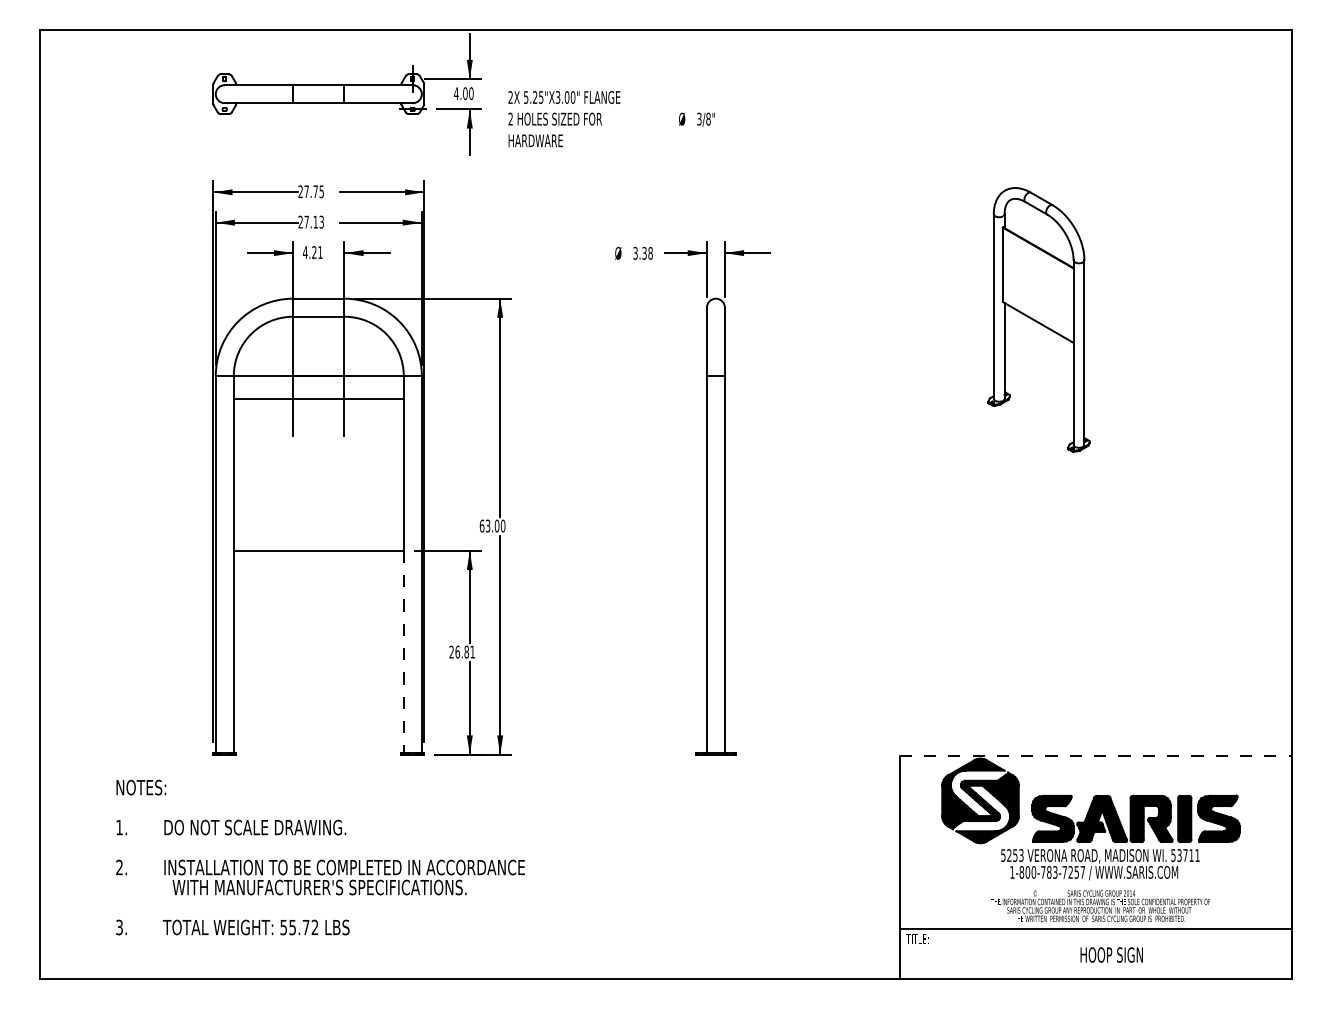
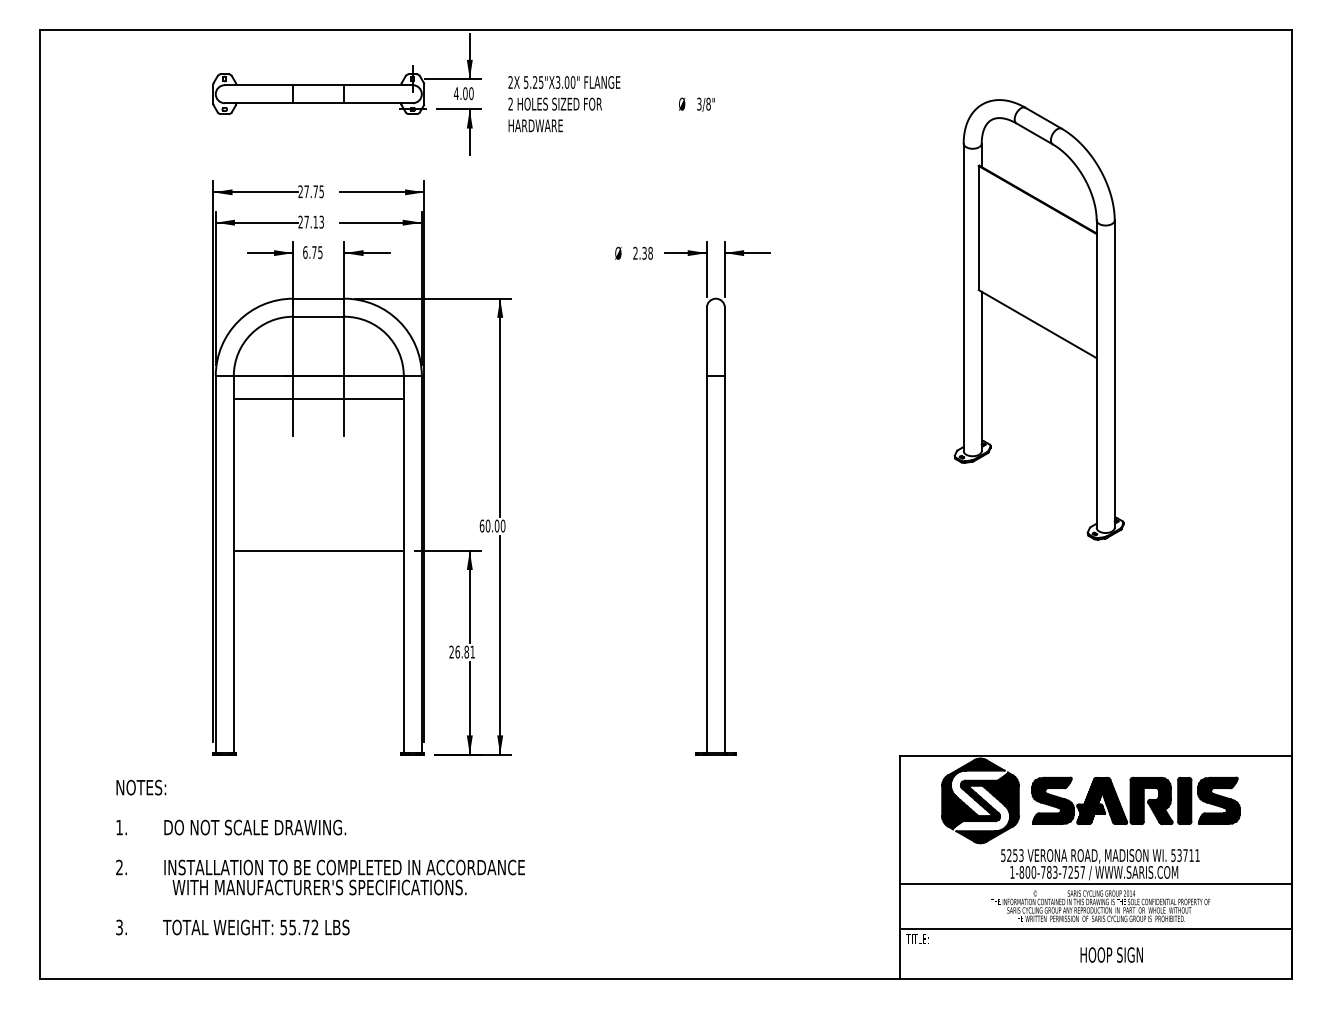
text position: (611, 119) -> (611, 104) (611, 104)
text: 4.21 -> 6.75 (312, 252)
text: 3.38 -> 2.38 (635, 253)
part size: 104x266 px -> 172x442 px (1038, 319)
text: 63.00 -> 60.00 (487, 525)
line: dashed -> solid (403, 651)
line: dashed -> solid (1096, 755)
part position: (1135, 818) -> (1135, 800) (1135, 800)
line: none -> present (1095, 884)
